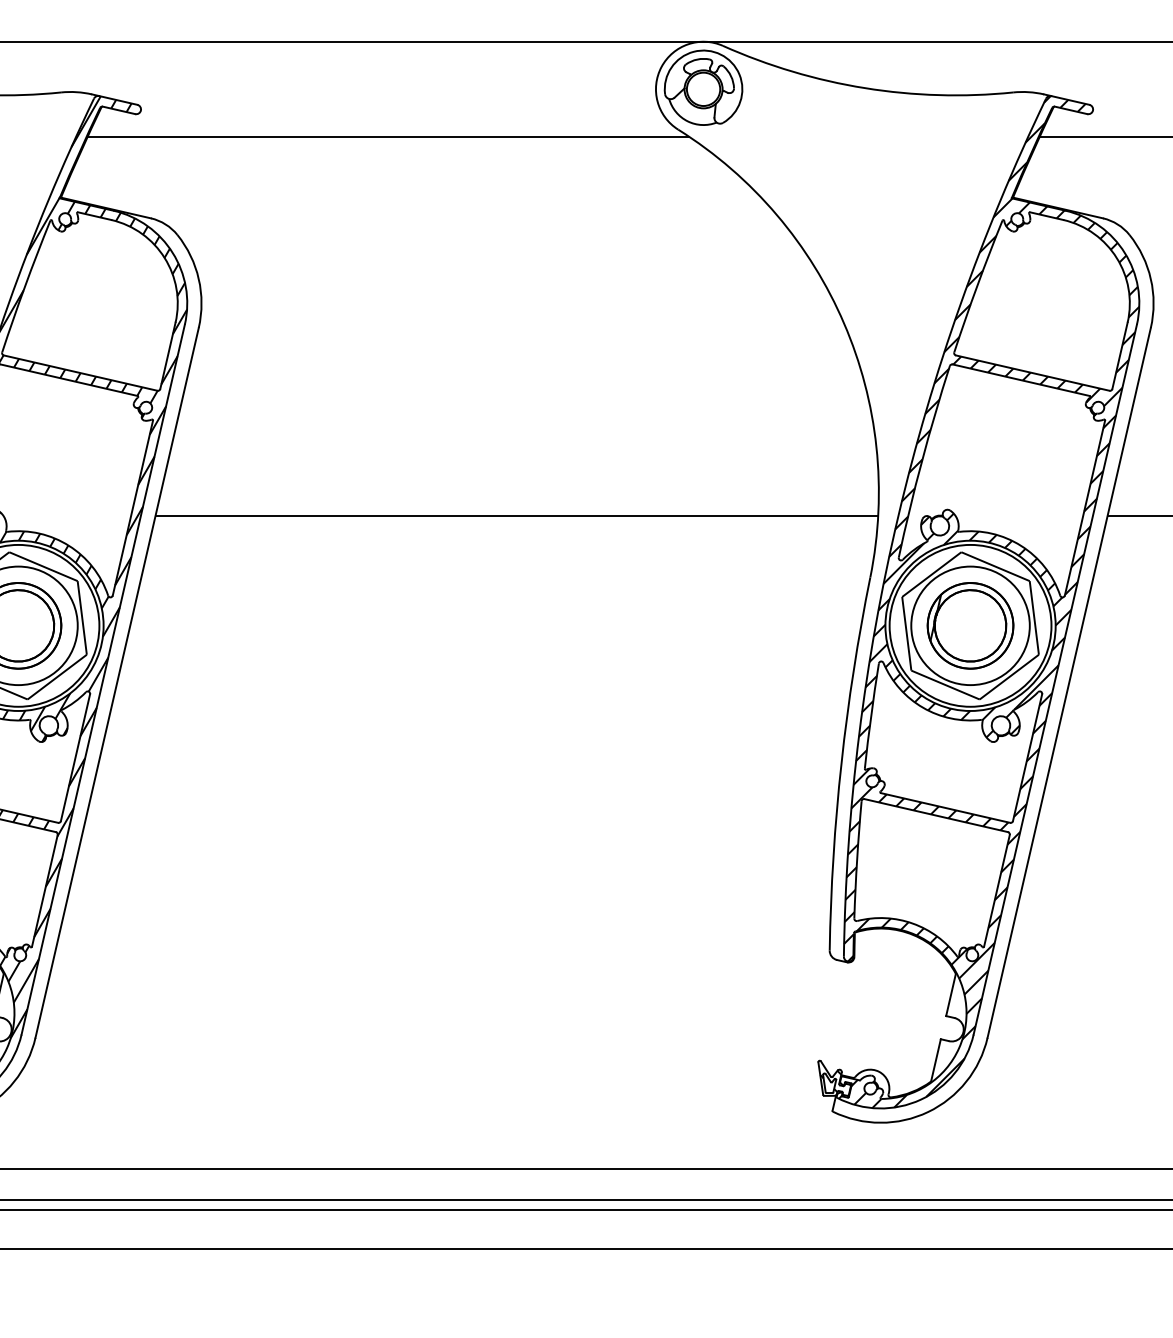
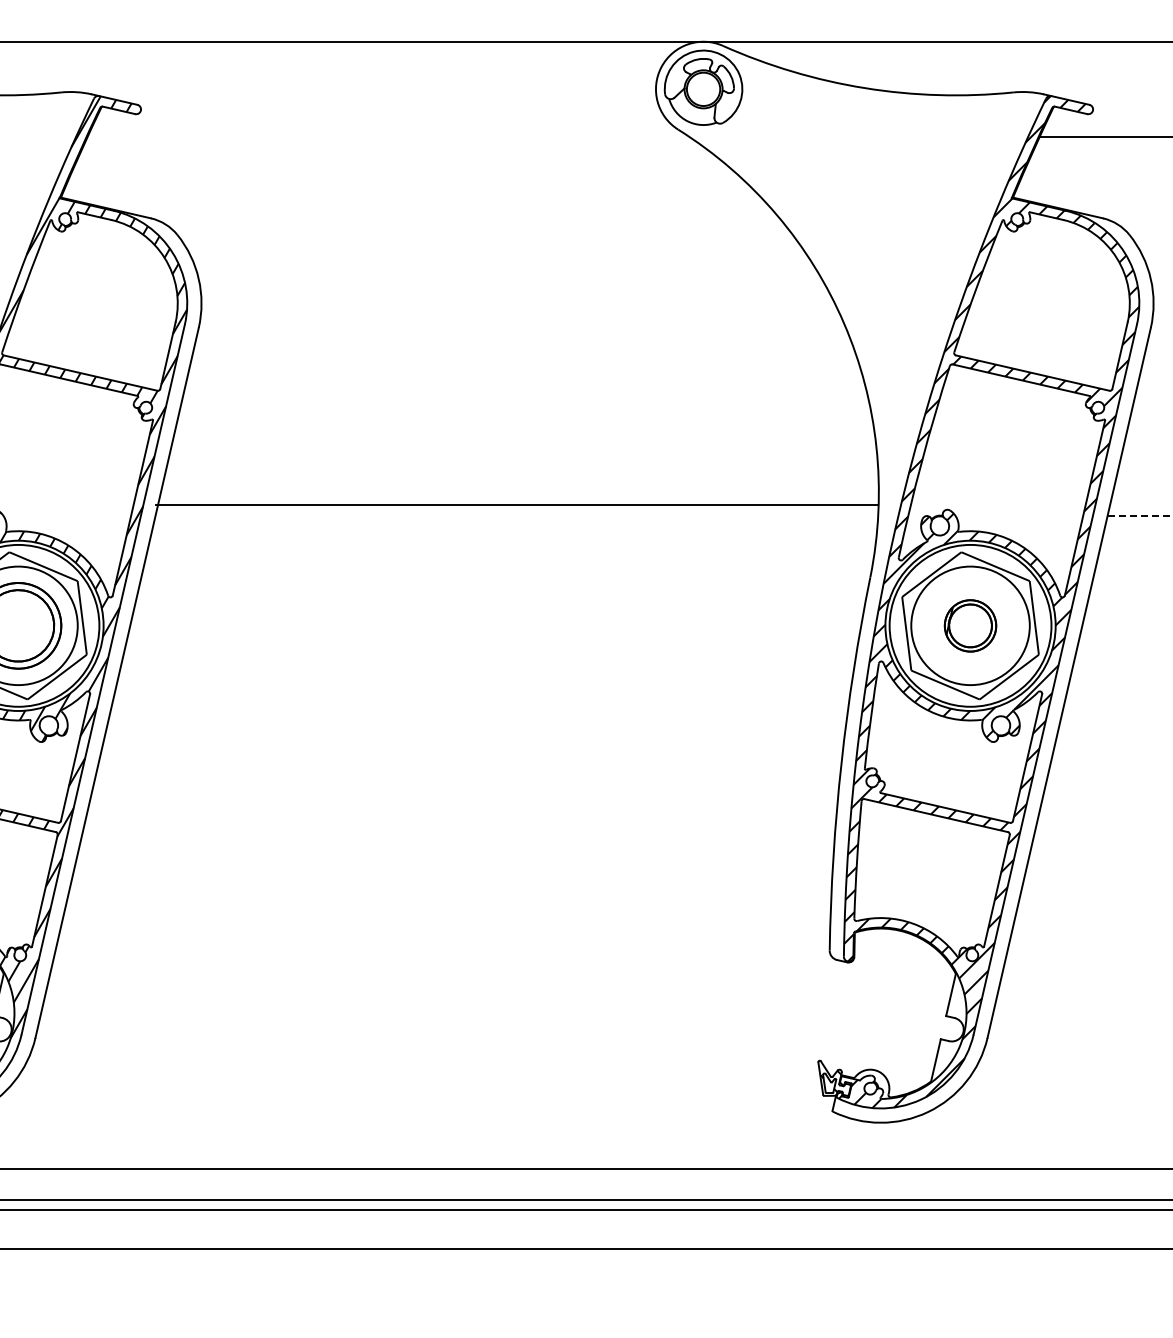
line: present -> none (388, 136)
line position: (516, 516) -> (516, 505) (516, 505)
line: solid -> dashed (1139, 516)
part size: 89x88 px -> 55x54 px (970, 625)
